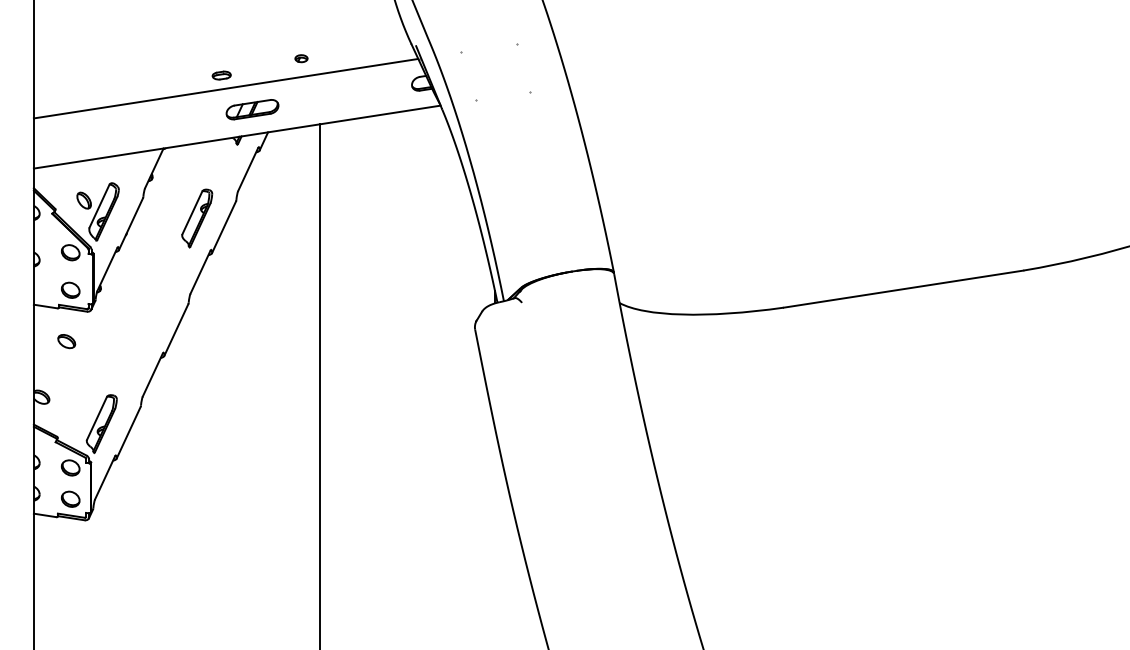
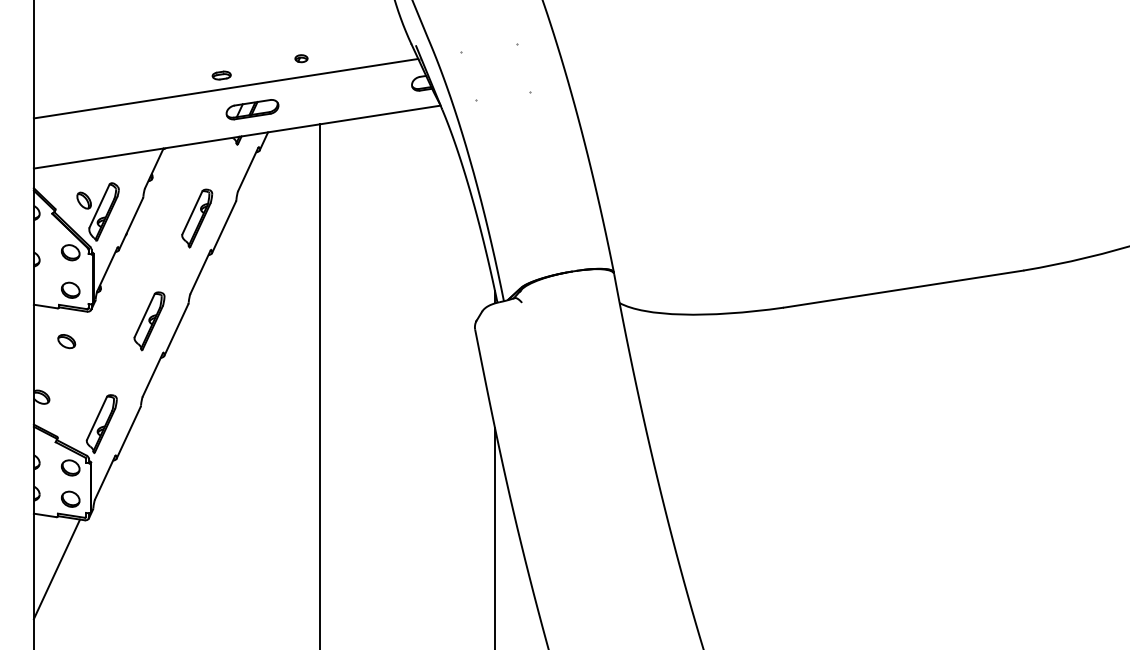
part: none -> present (149, 321)
line: none -> present (494, 536)
line: none -> present (56, 569)
